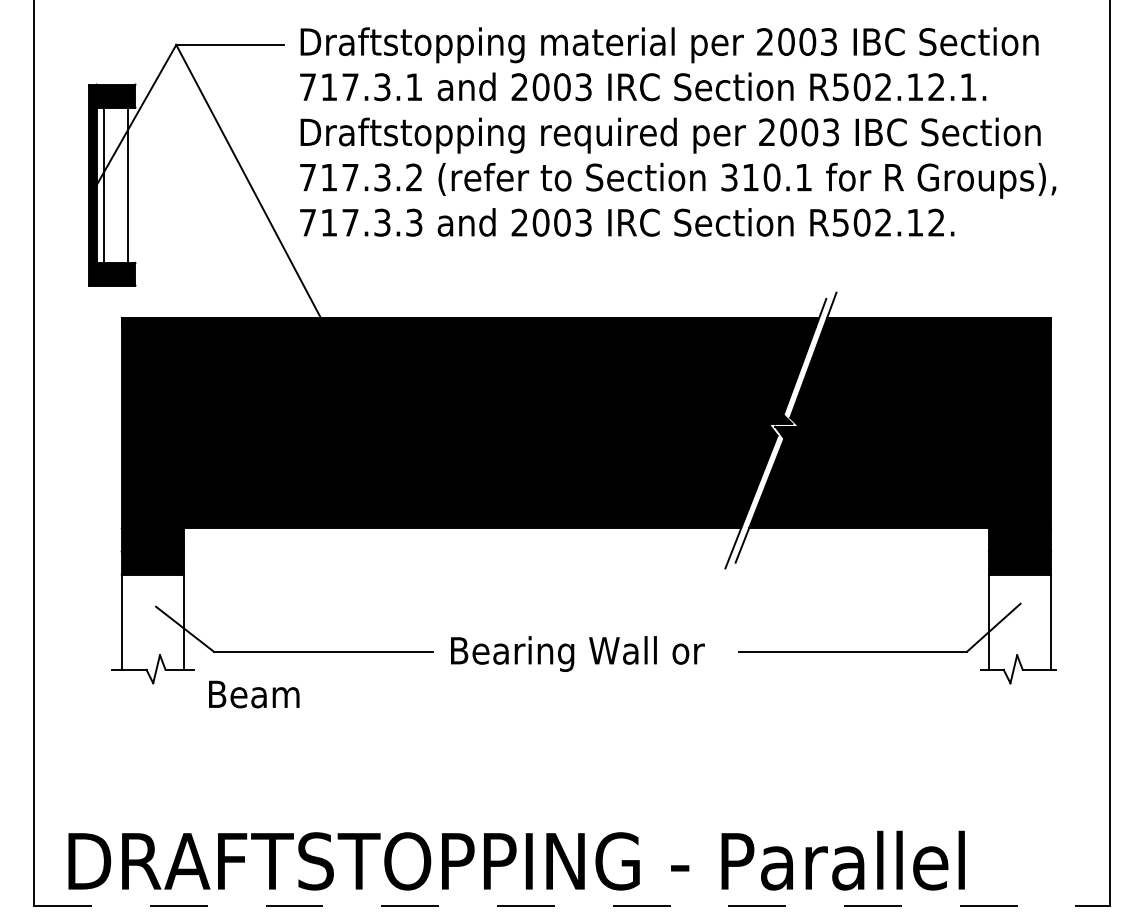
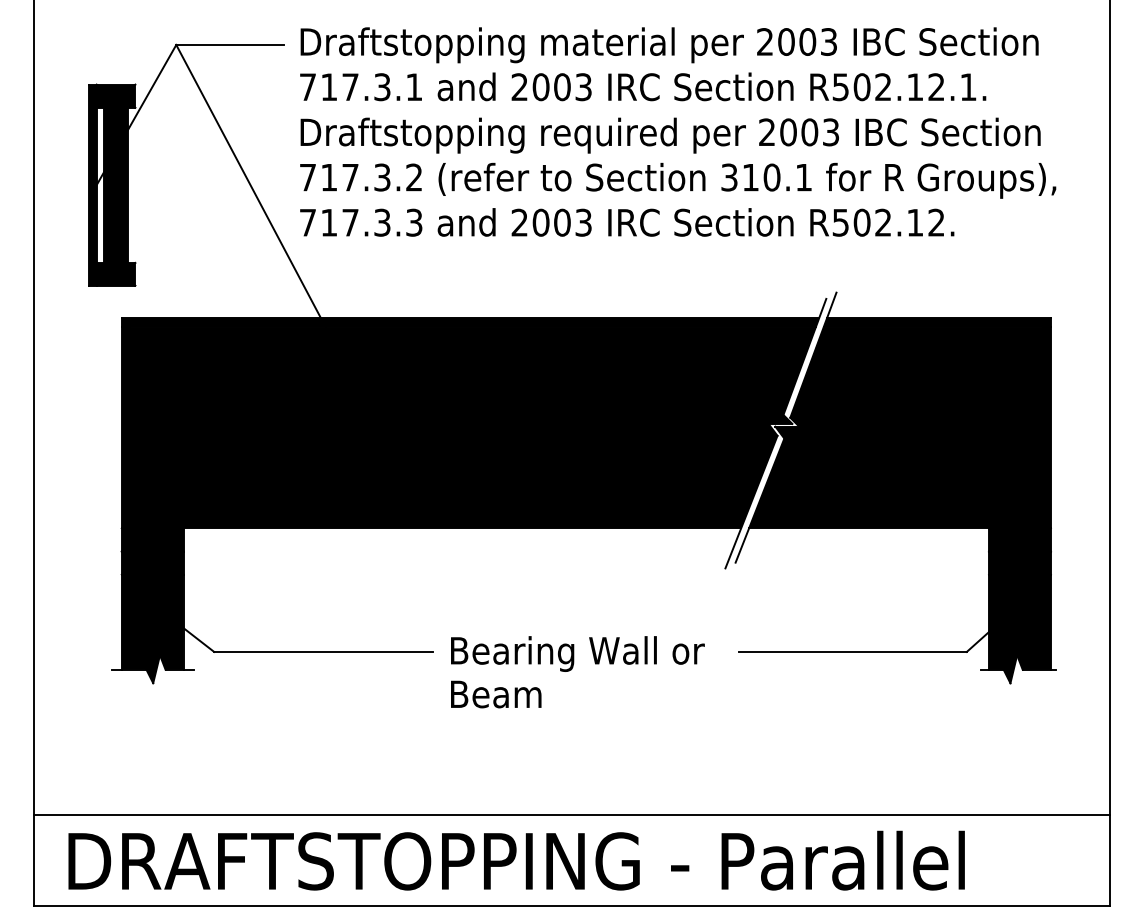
fill: none -> present (115, 184)
fill: none -> present (152, 628)
fill: none -> present (1019, 628)
text position: (254, 694) -> (496, 694) (496, 694)
line: none -> present (571, 815)
line: dashed -> solid (572, 905)
